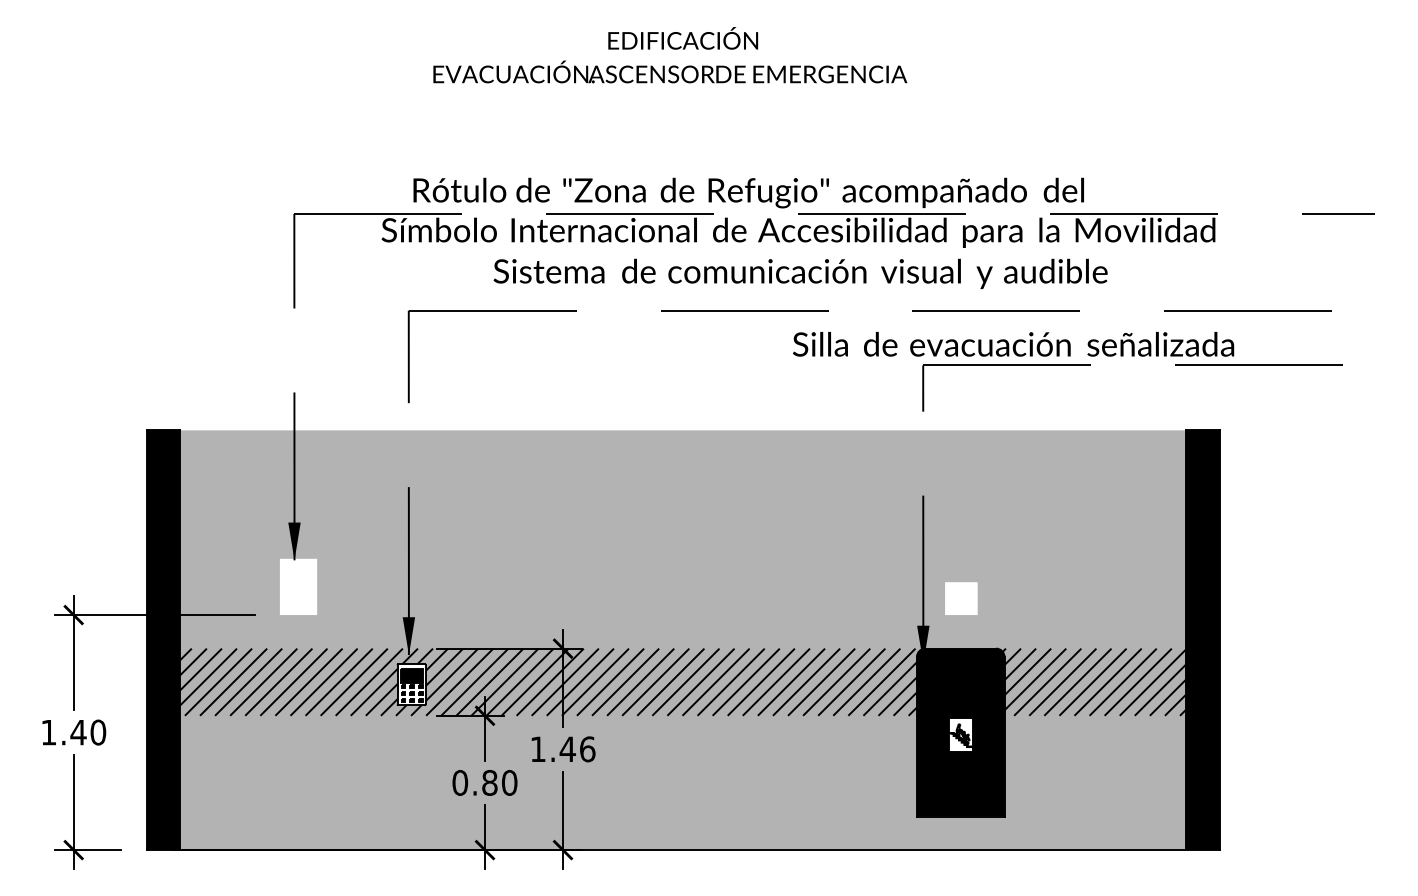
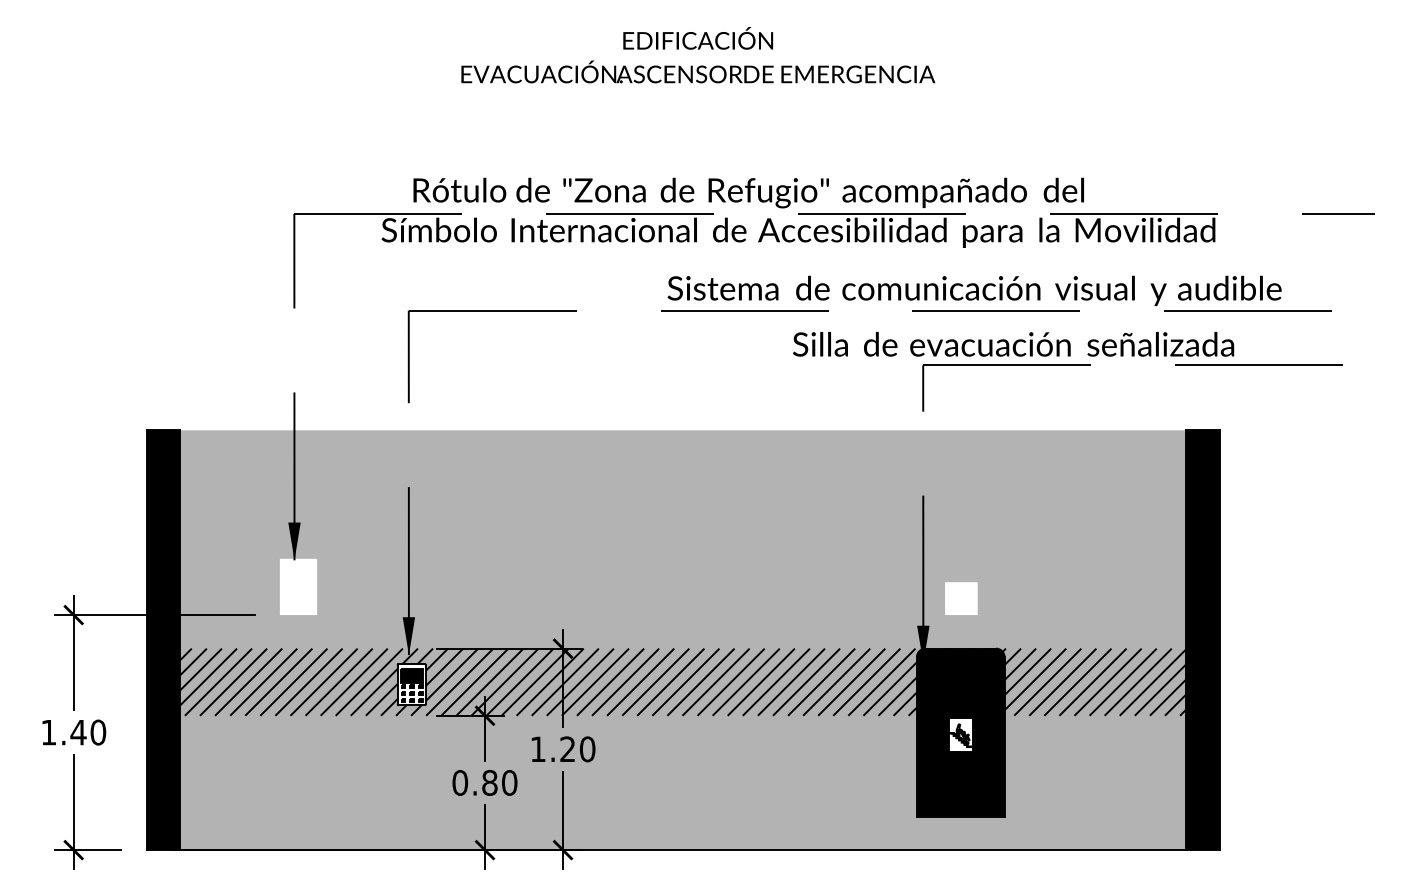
text position: (683, 38) -> (698, 38) (698, 38)
text position: (670, 71) -> (698, 71) (698, 71)
text position: (800, 273) -> (974, 290) (974, 290)
text: 1.46 -> 1.20 (577, 748)
